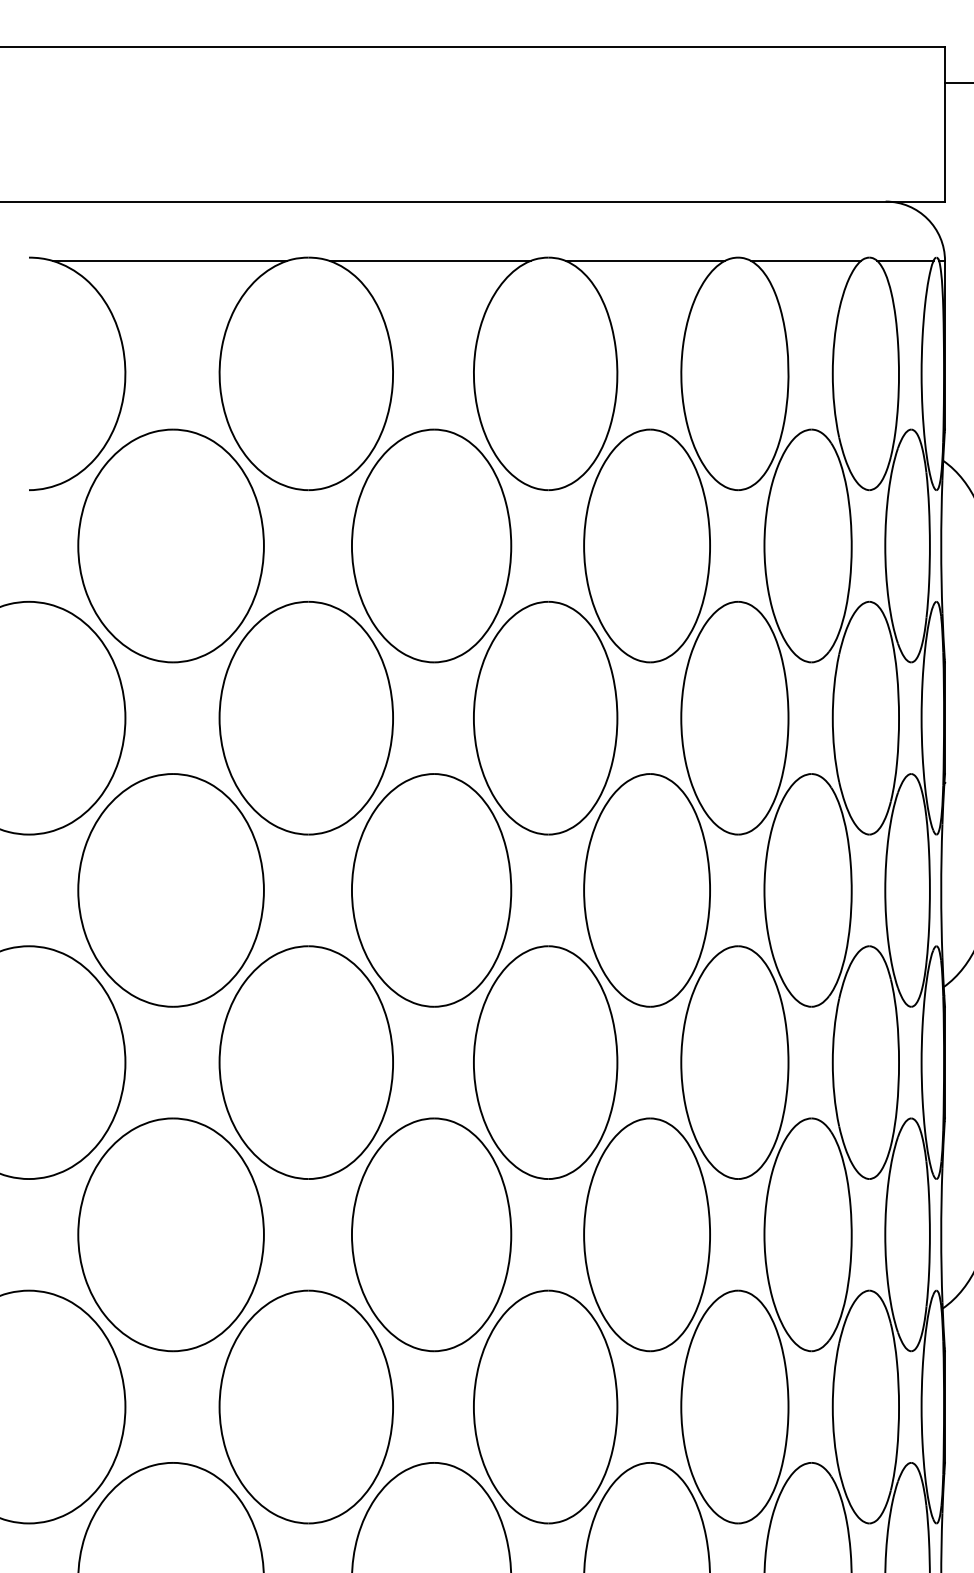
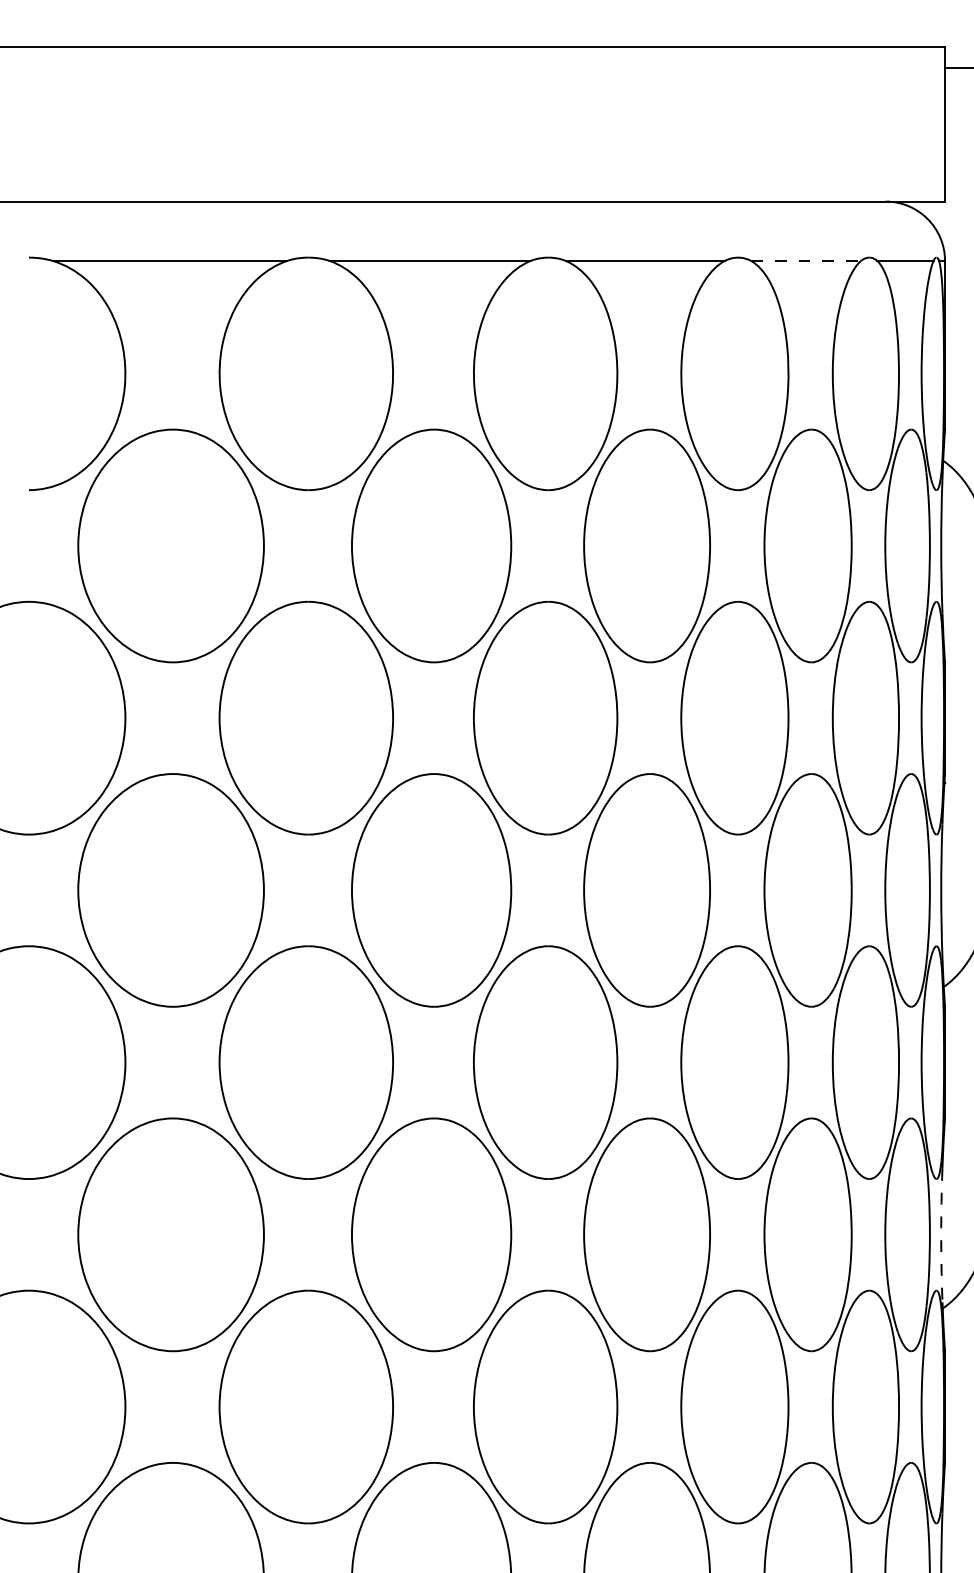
line position: (957, 82) -> (957, 67) (957, 67)
line: solid -> dashed (806, 260)
arc: solid -> dashed (941, 1235)
